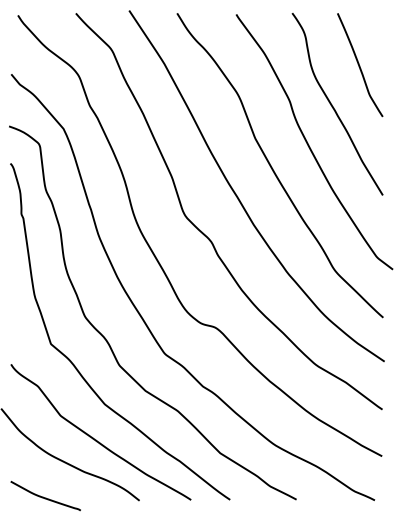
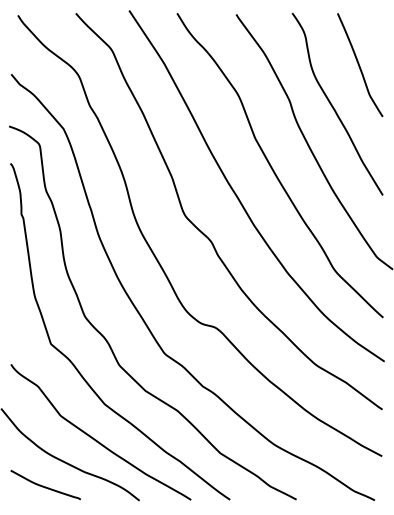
curve position: (45, 497) -> (45, 486) (45, 486)
